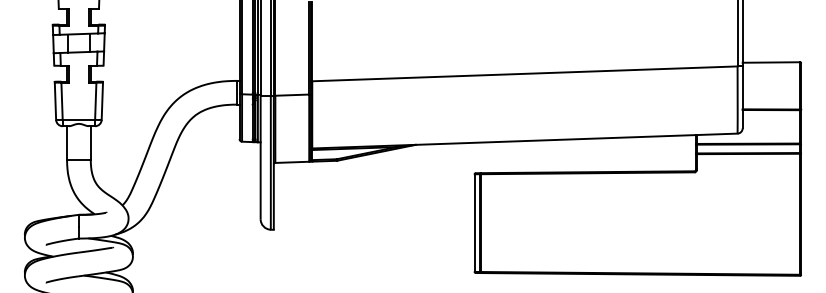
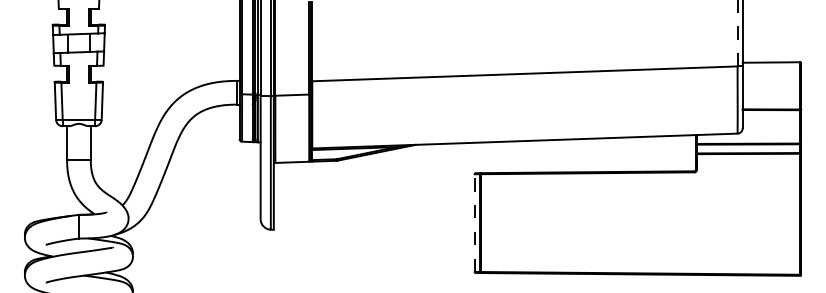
line: solid -> dashed (737, 33)
line: solid -> dashed (474, 223)
